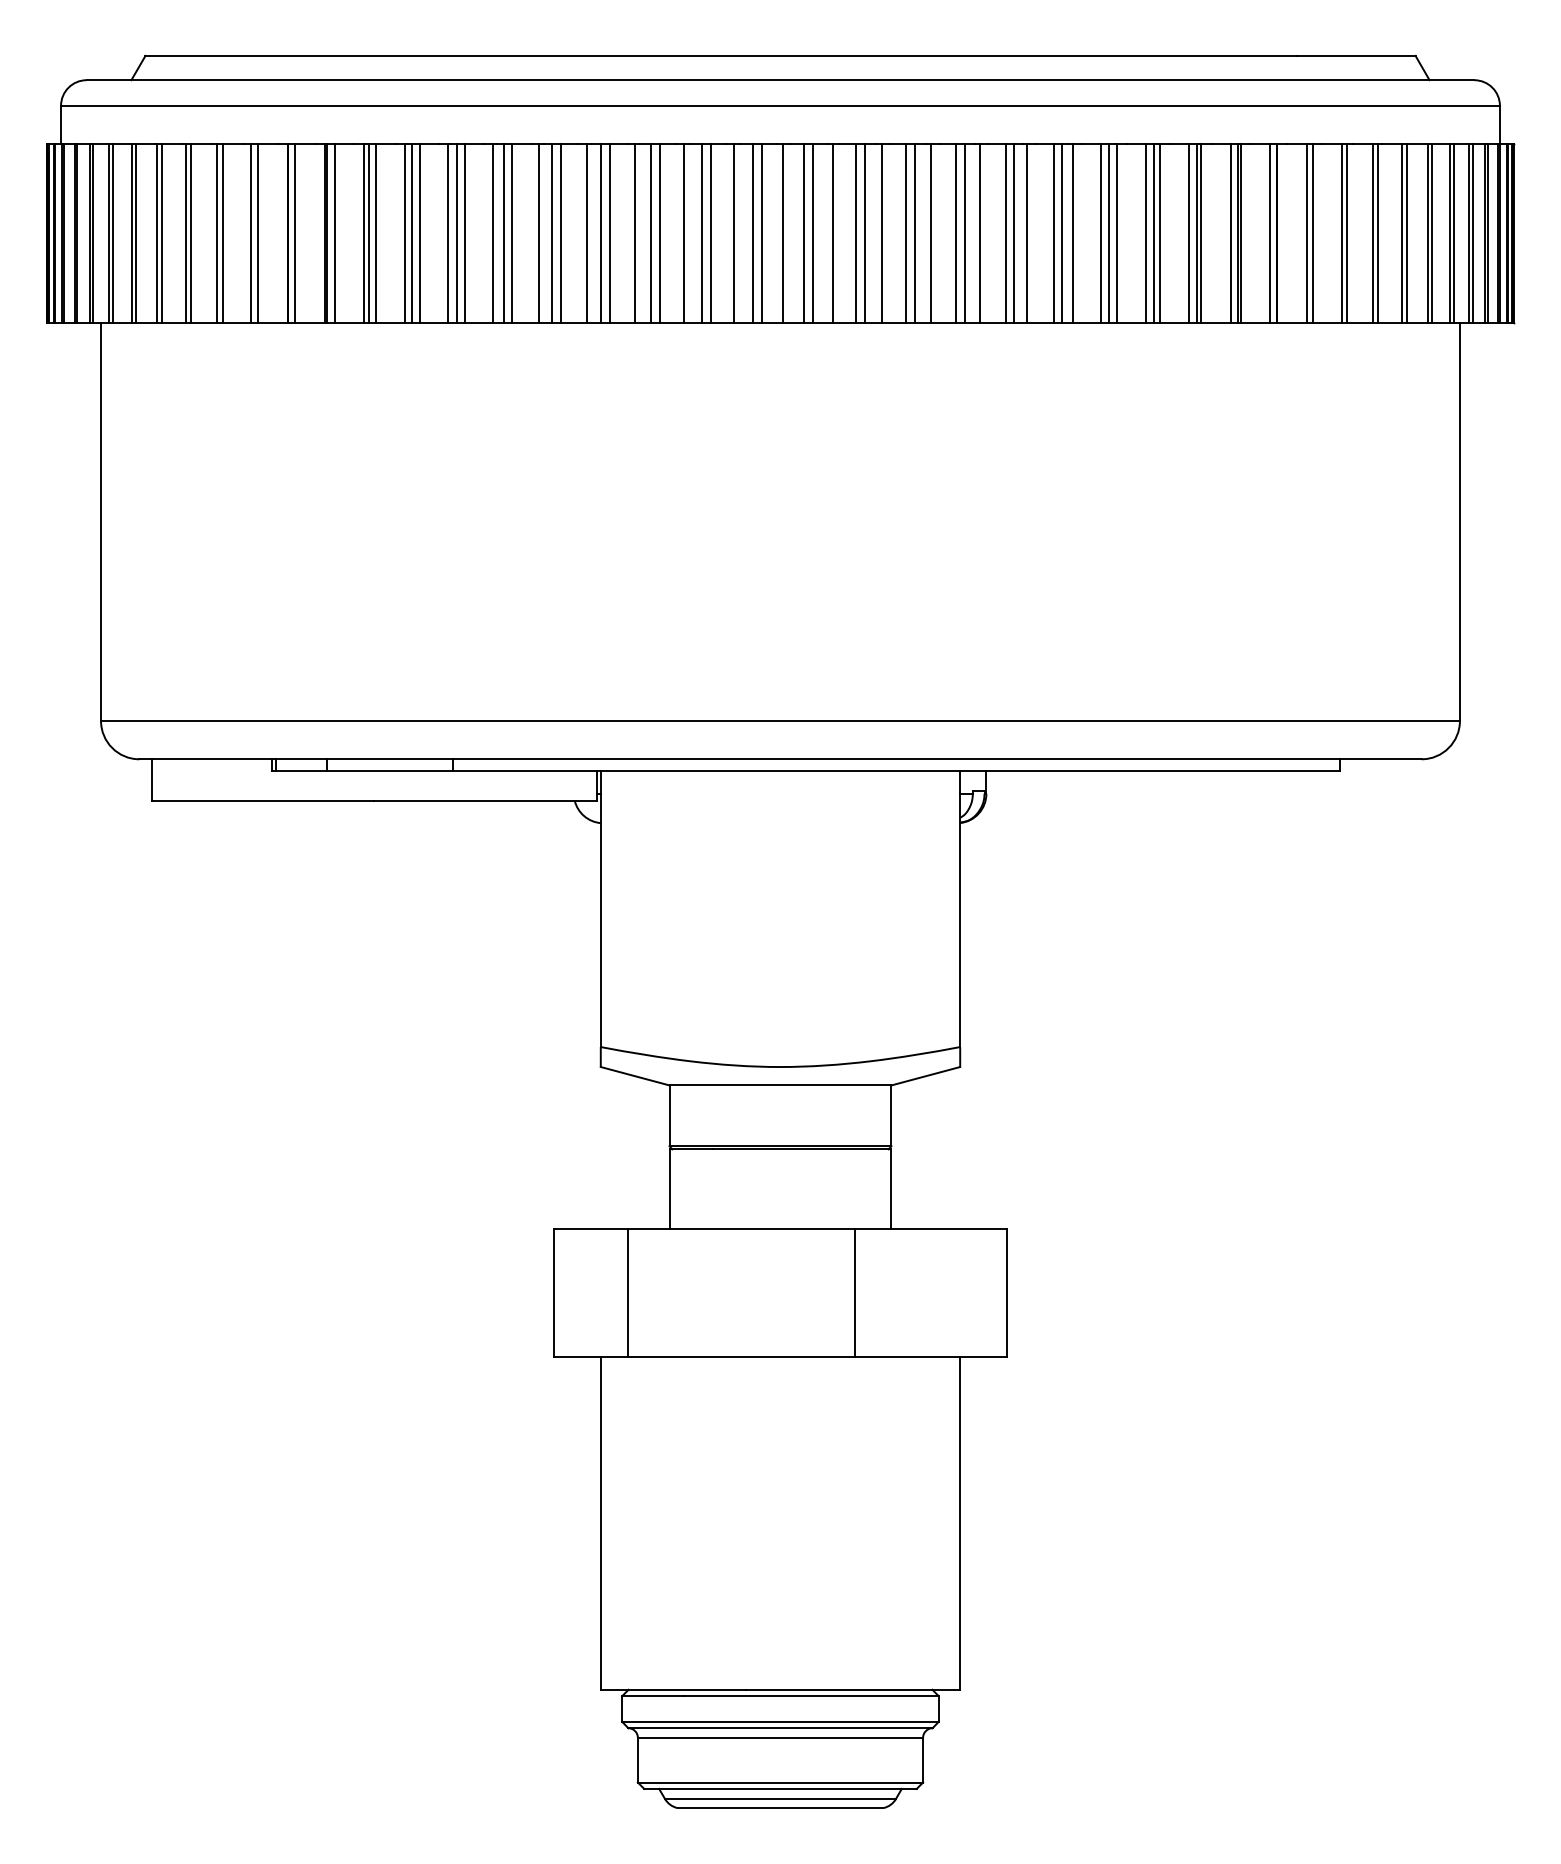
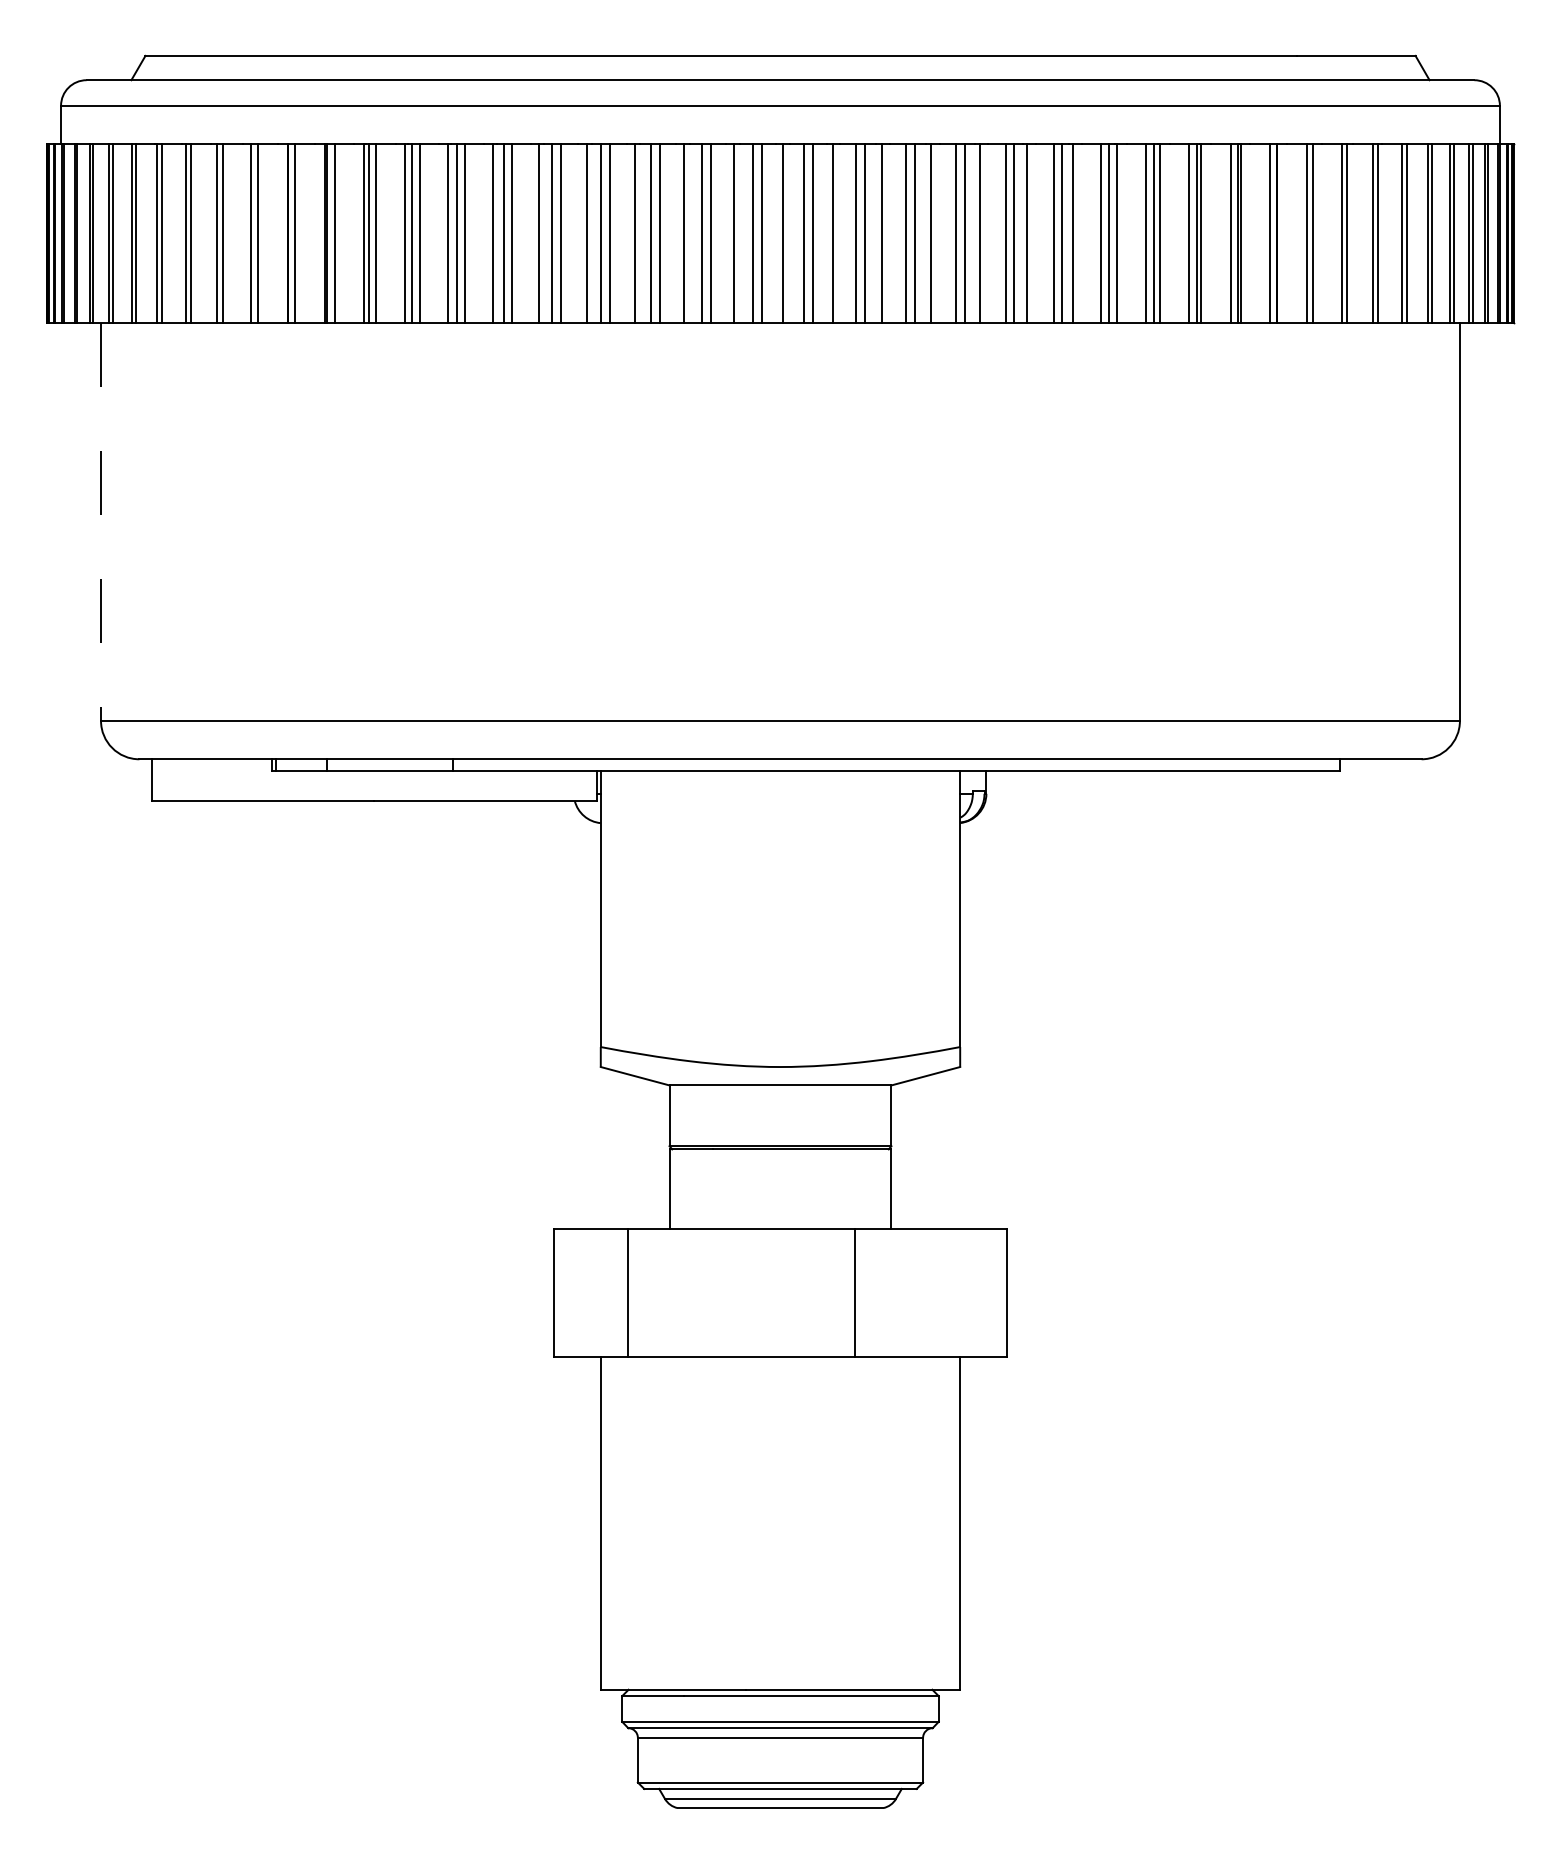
line: solid -> dashed (101, 522)
